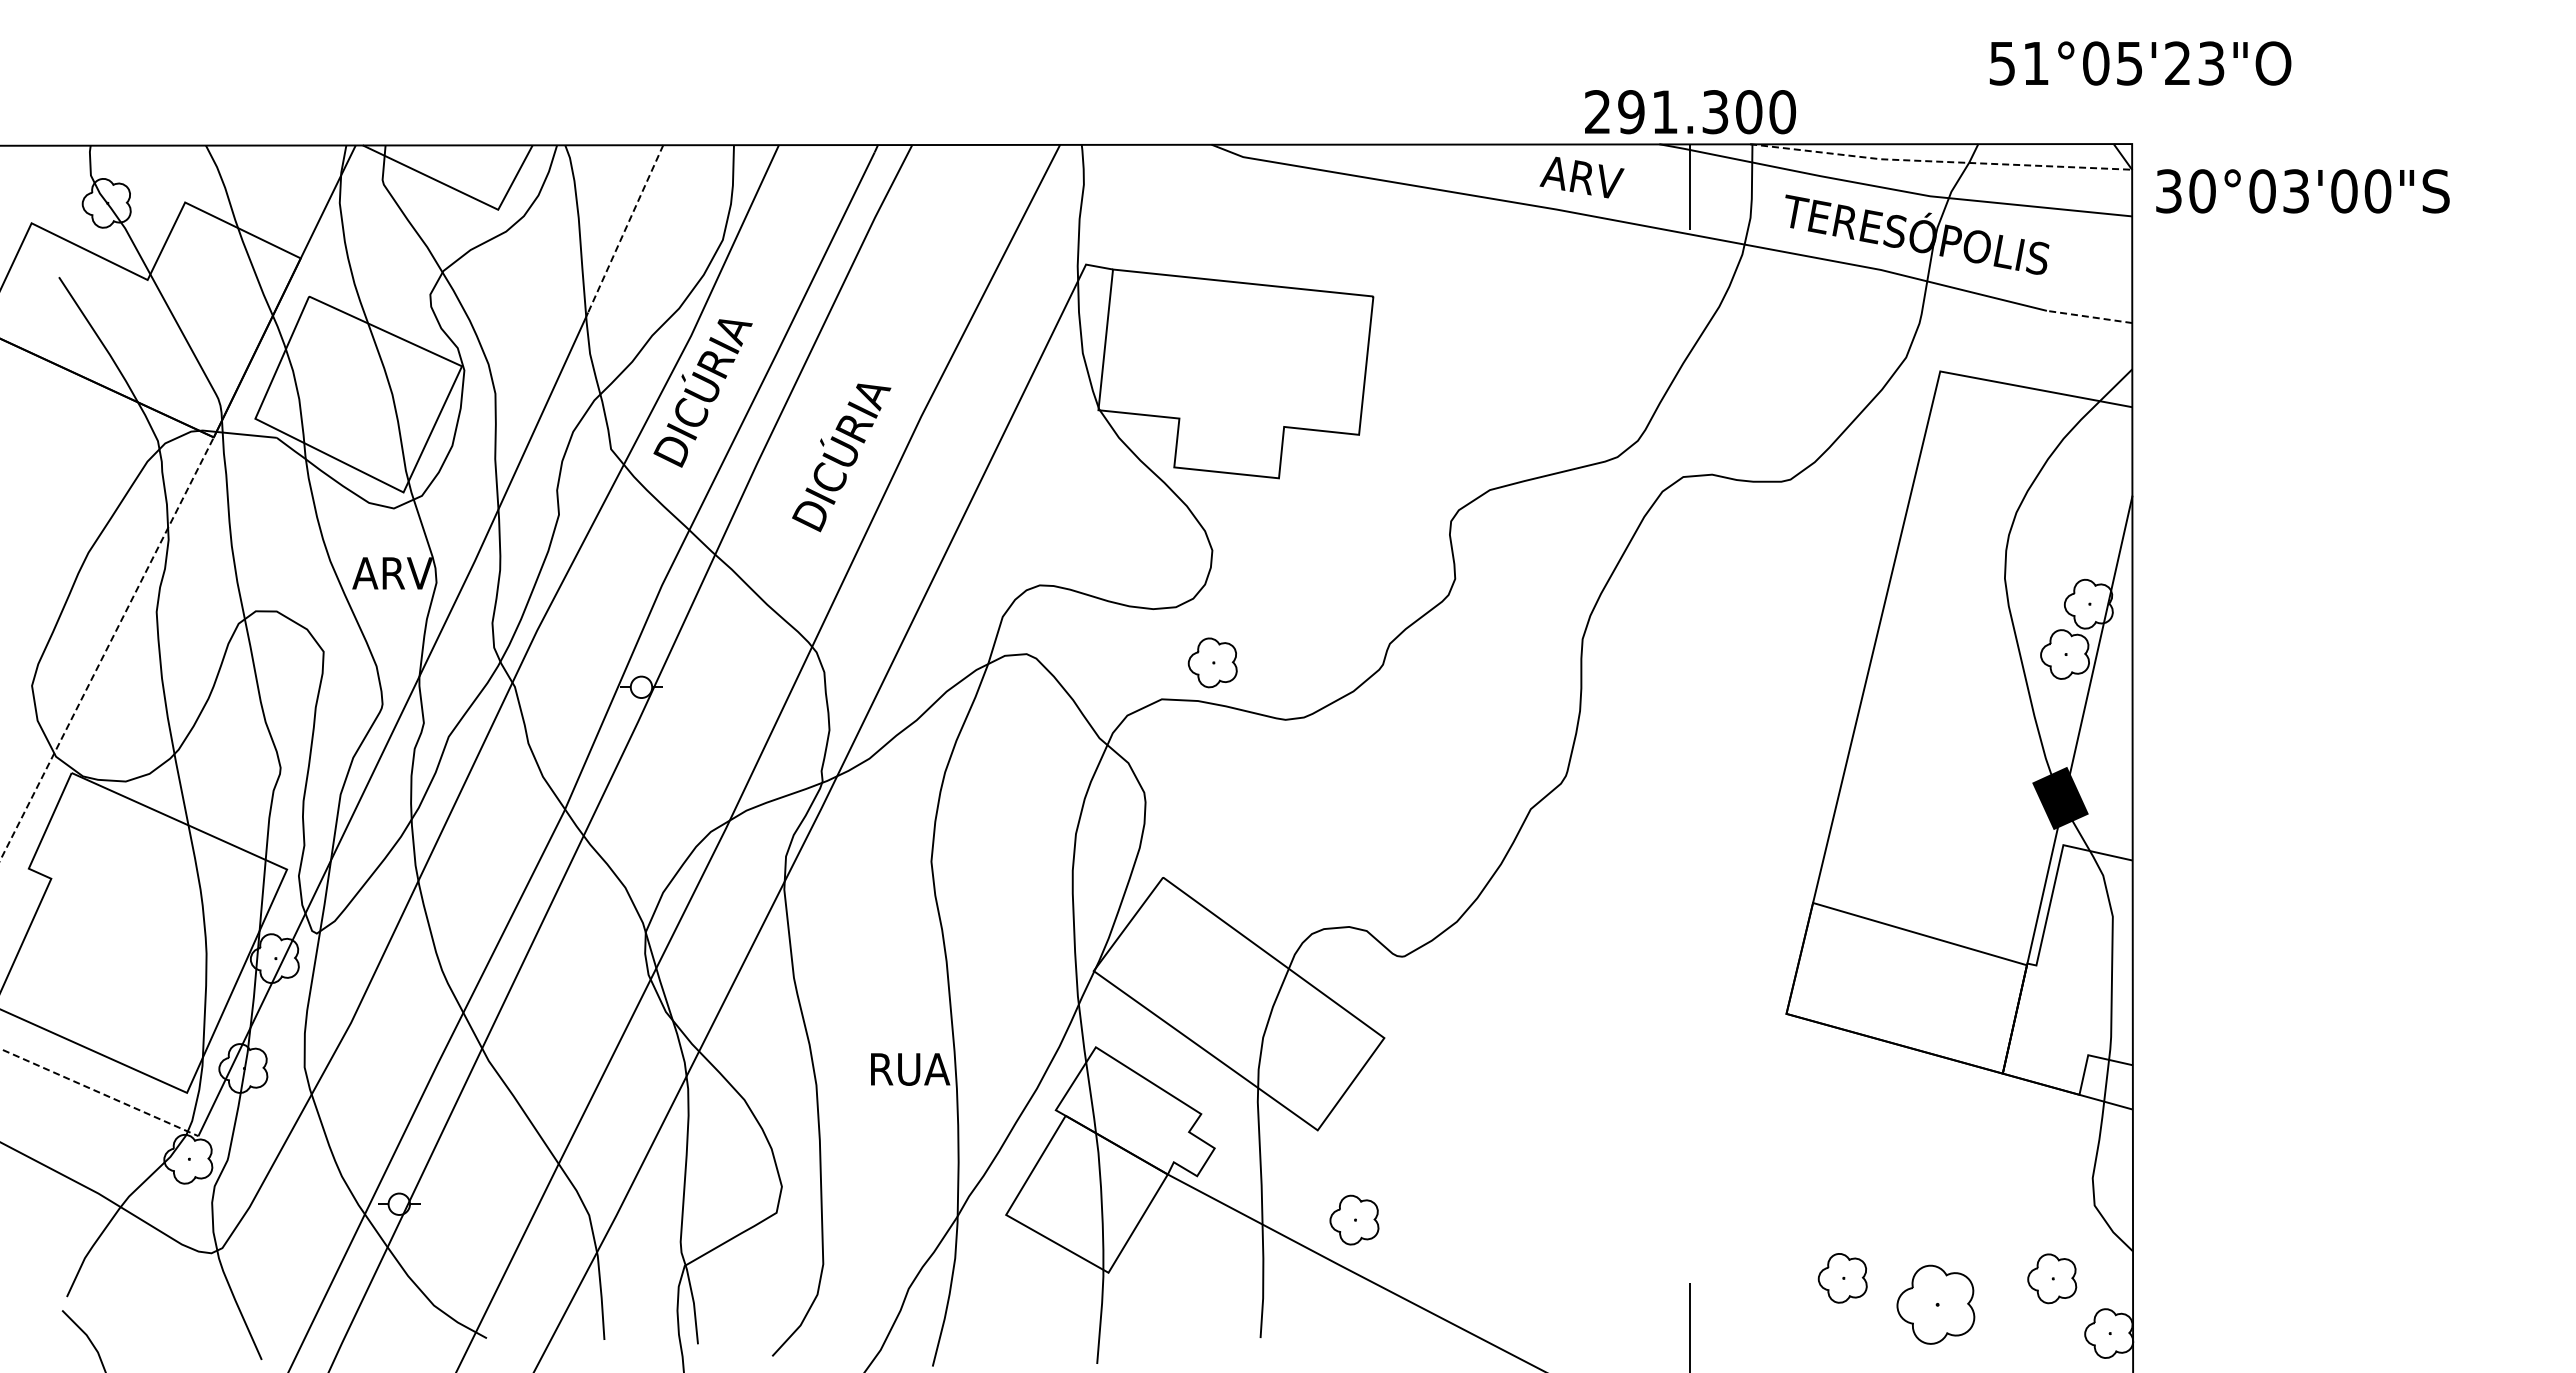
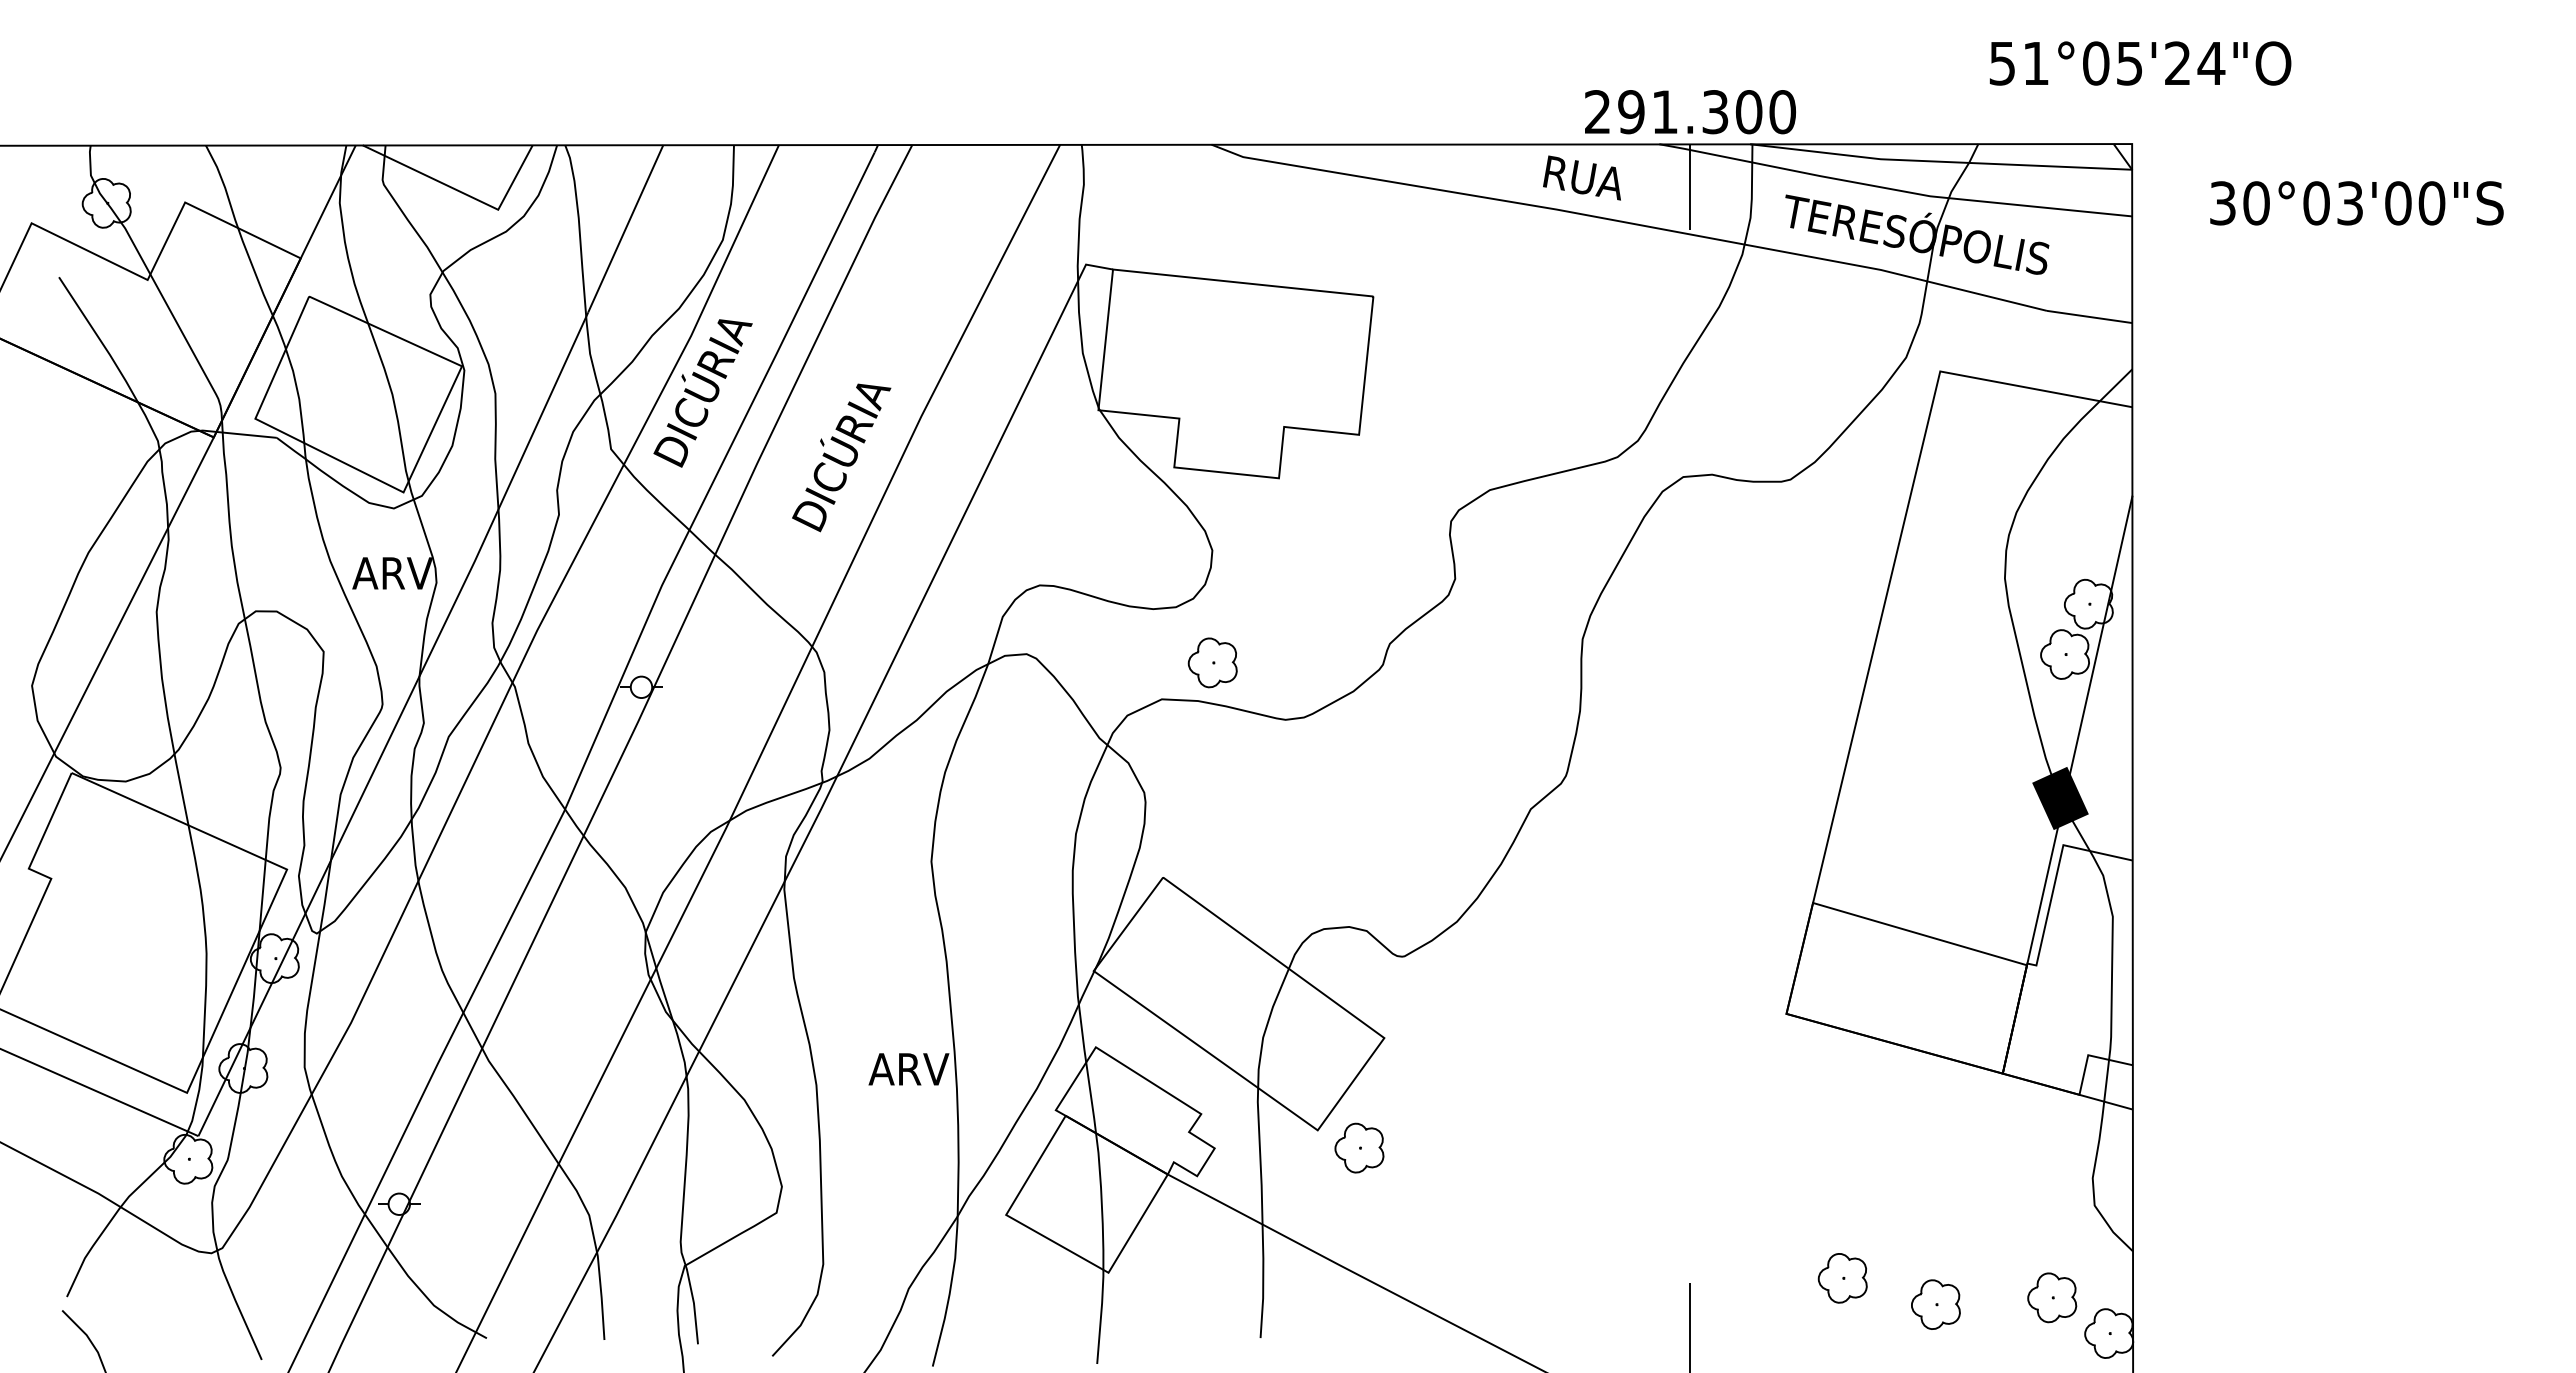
text: 51°05'23"O -> 51°05'24"O (2211, 63)
line: dashed -> solid (1940, 161)
text: ARV -> RUA (1581, 177)
text position: (2302, 191) -> (2356, 203) (2356, 203)
line: dashed -> solid (625, 228)
line: dashed -> solid (2089, 316)
line: dashed -> solid (107, 648)
text: RUA -> ARV (909, 1069)
line: dashed -> solid (99, 1092)
part position: (1354, 1219) -> (1359, 1147) (1359, 1147)
part position: (2052, 1278) -> (2052, 1297) (2052, 1297)
part size: 80x81 px -> 50x51 px (1935, 1304)
